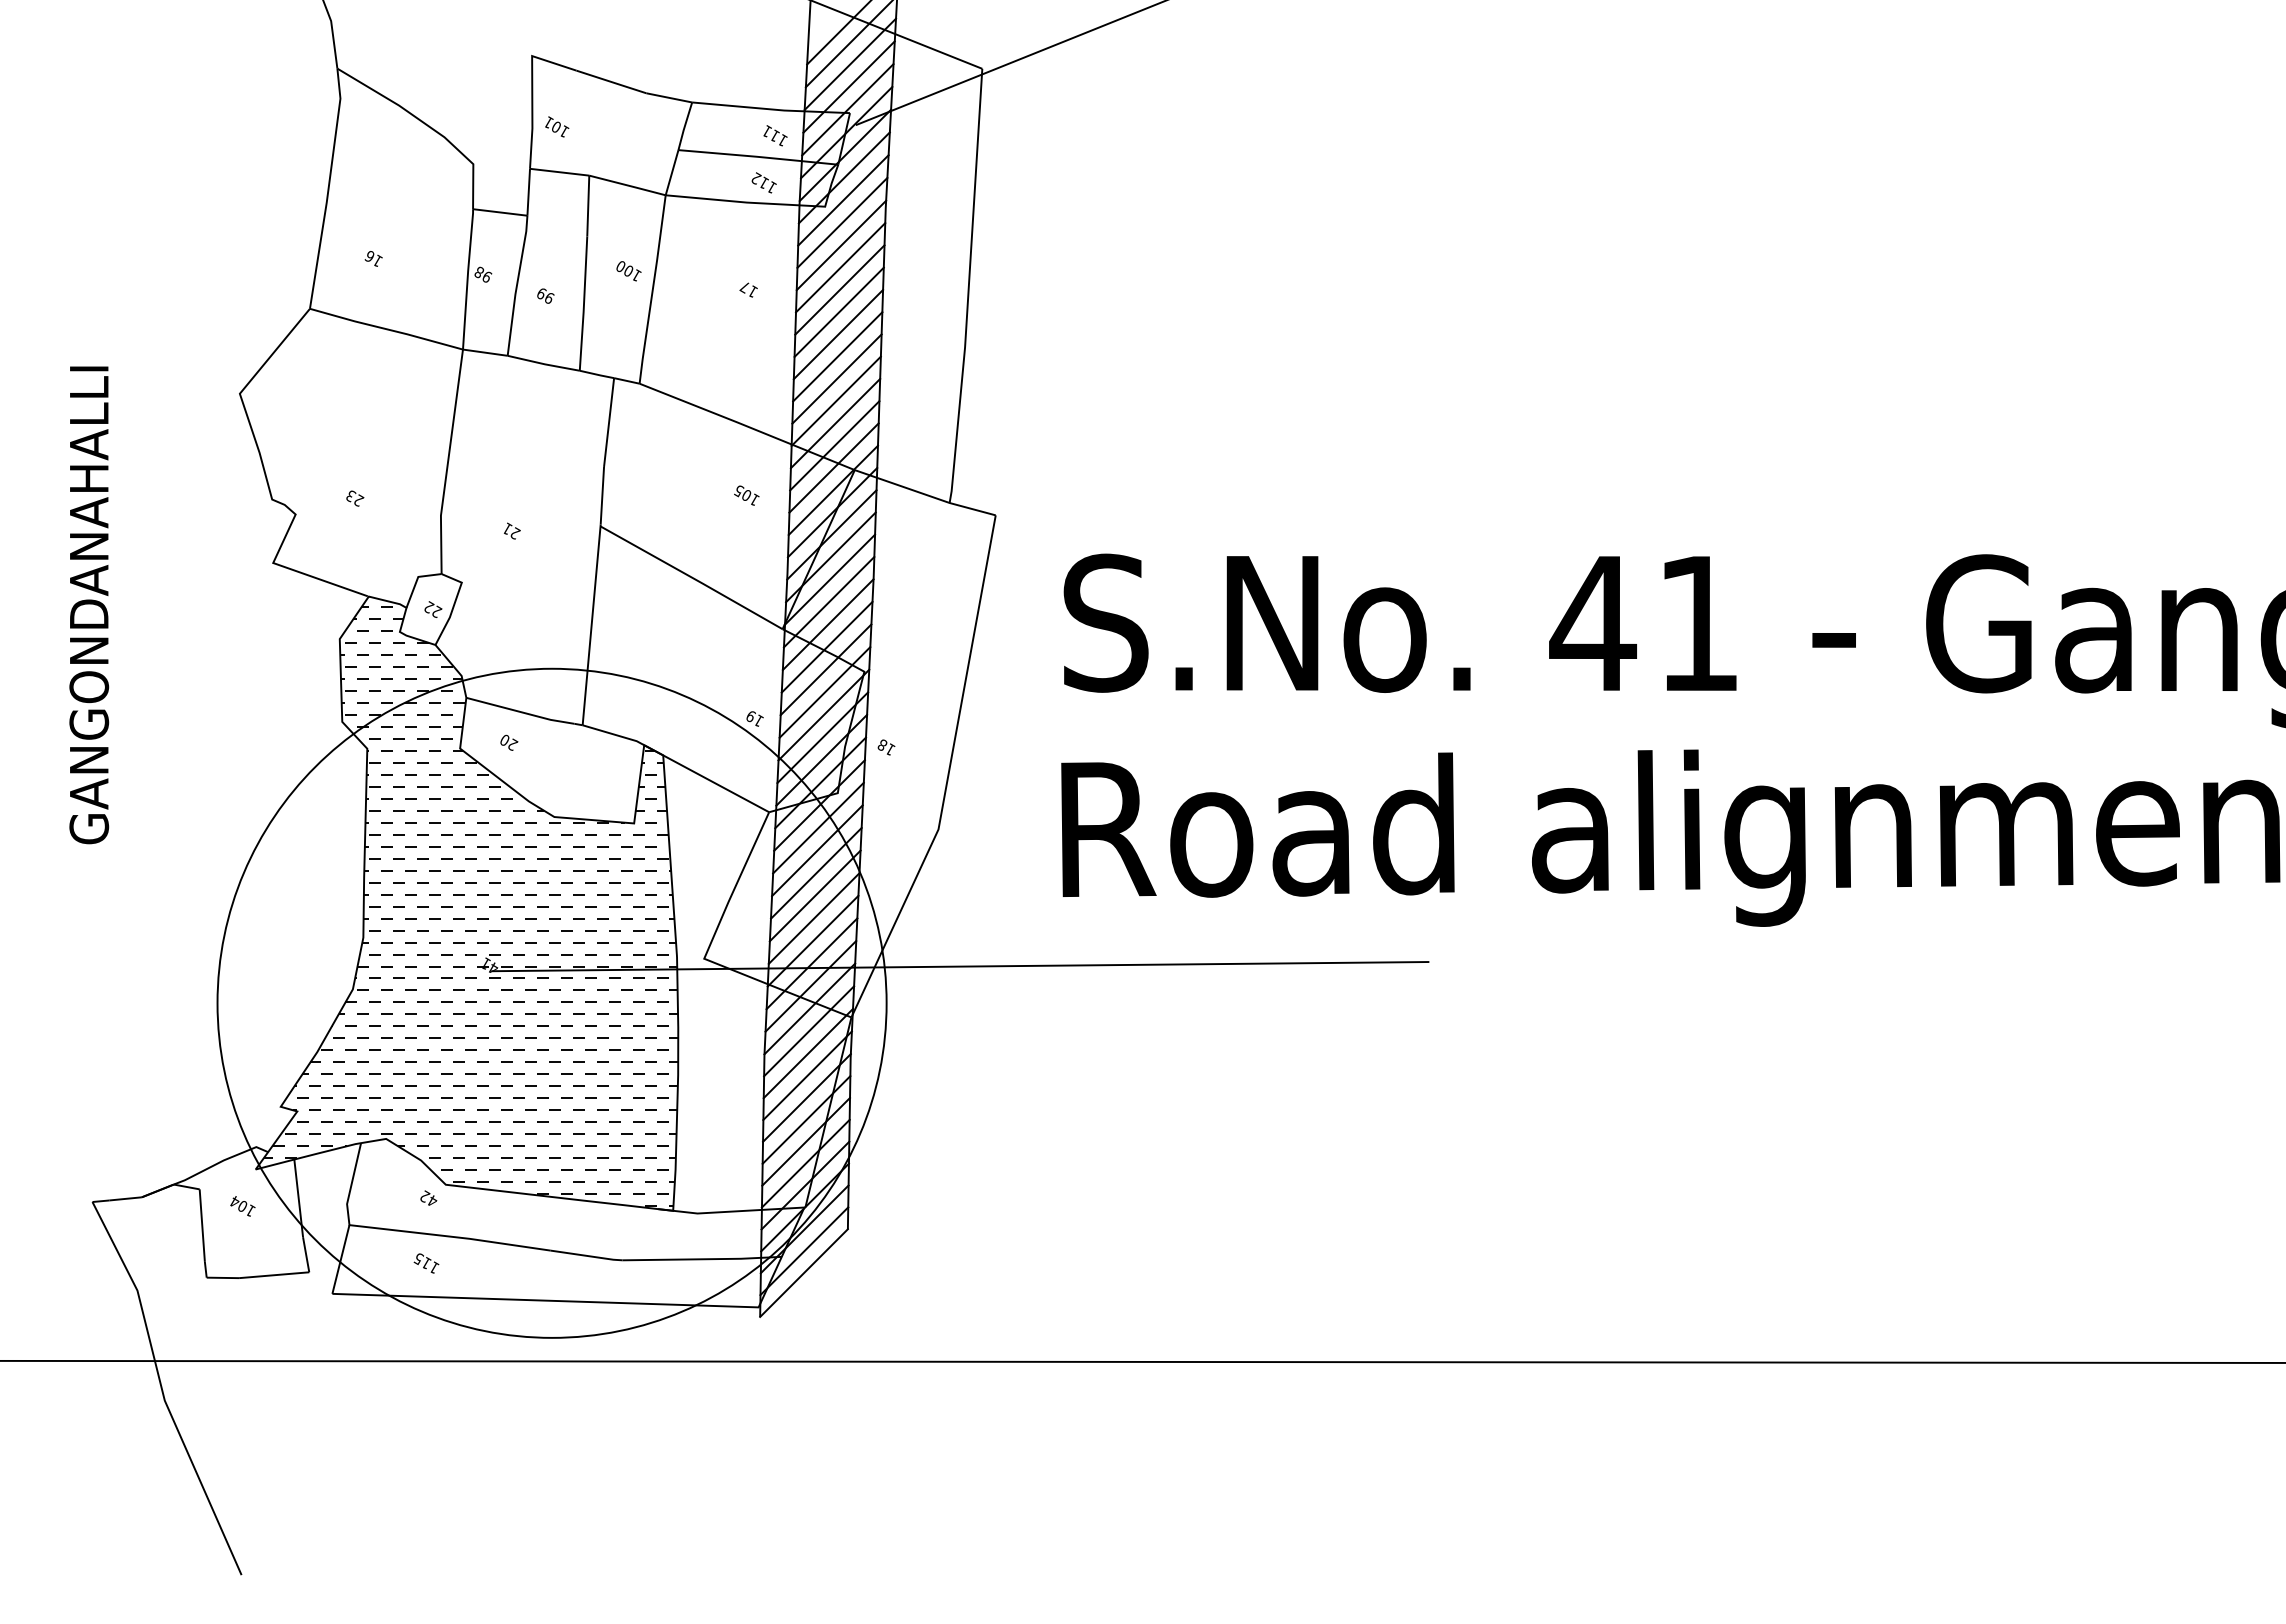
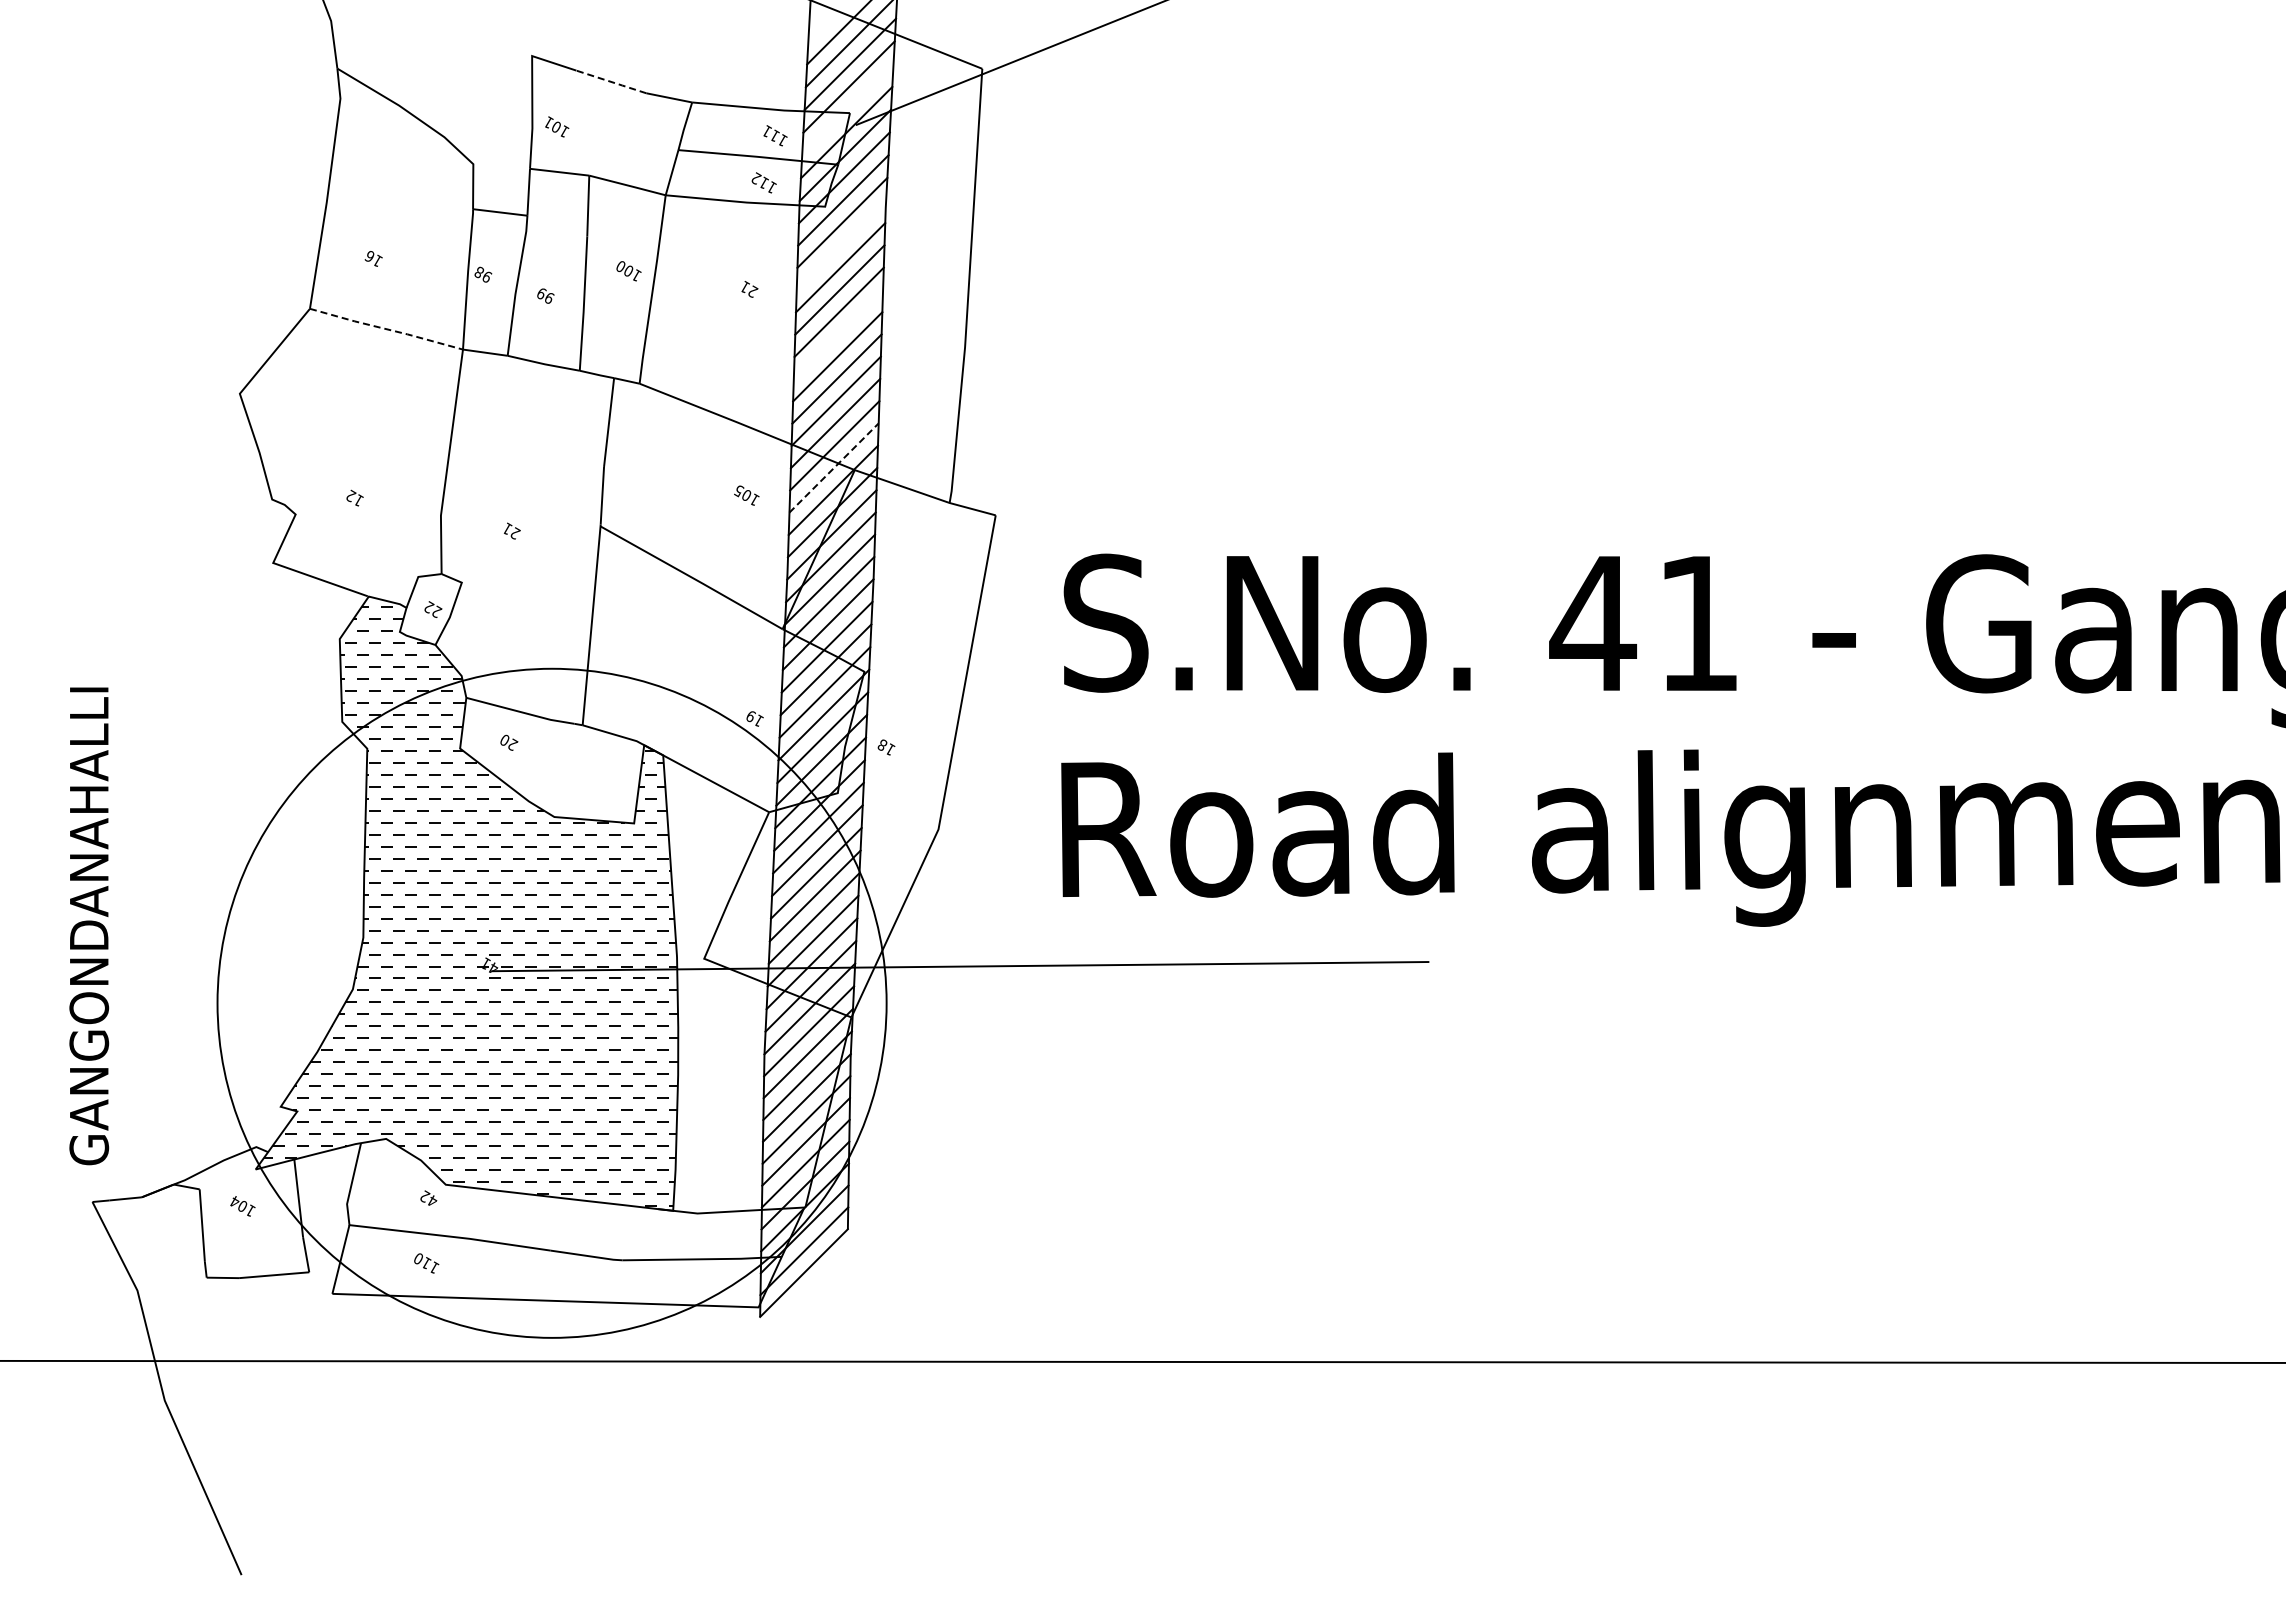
line: solid -> dashed (611, 82)
line: present -> none (847, 109)
line: present -> none (841, 245)
text: 17 -> 21 (748, 289)
line: solid -> dashed (386, 329)
line: present -> none (838, 334)
line: solid -> dashed (834, 467)
text: 23 -> 12 (355, 497)
text position: (89, 605) -> (89, 926) (89, 926)
text: 115 -> 110 (418, 1259)
